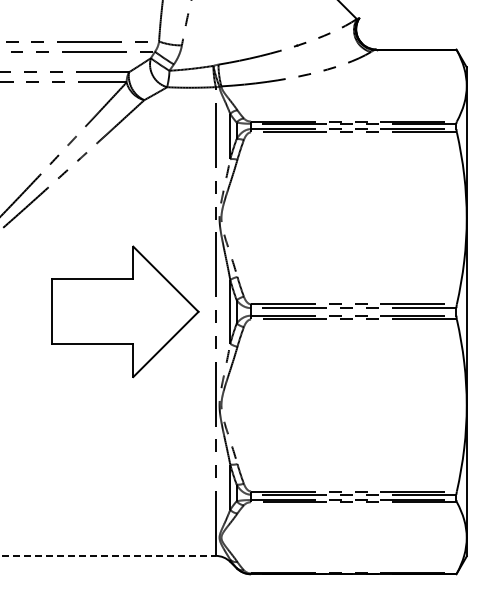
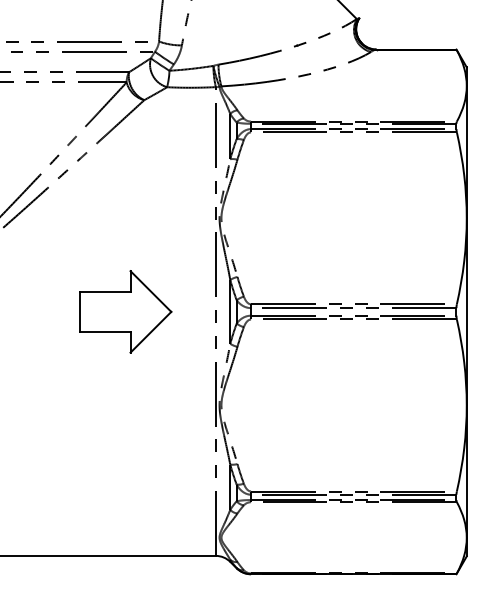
part size: 149x134 px -> 94x84 px (125, 311)
line: dashed -> solid (107, 555)
